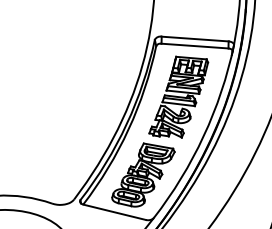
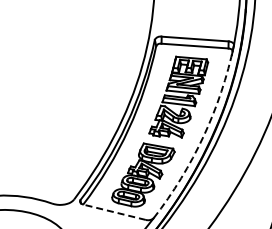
arc: solid -> dashed (203, 136)
line: solid -> dashed (114, 212)
